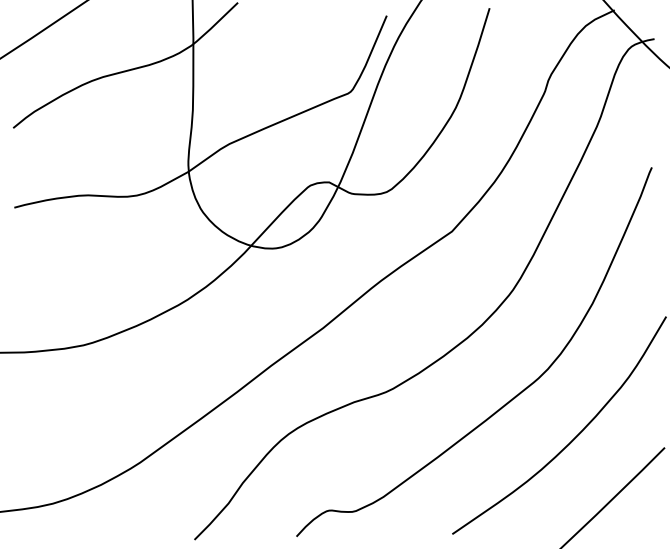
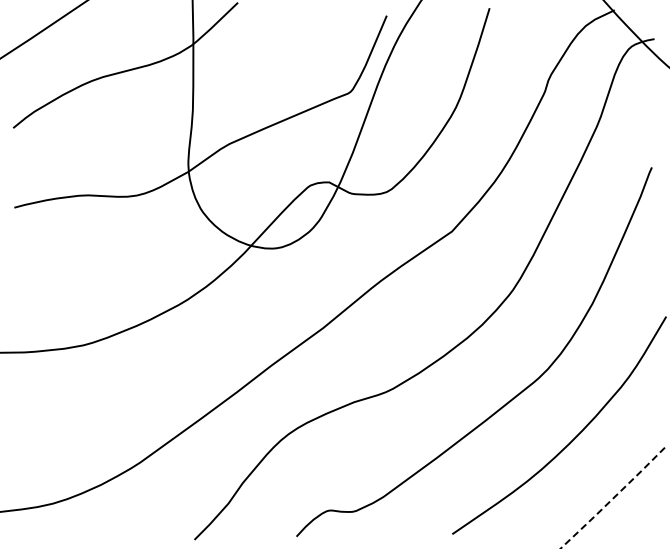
line: solid -> dashed (613, 498)
